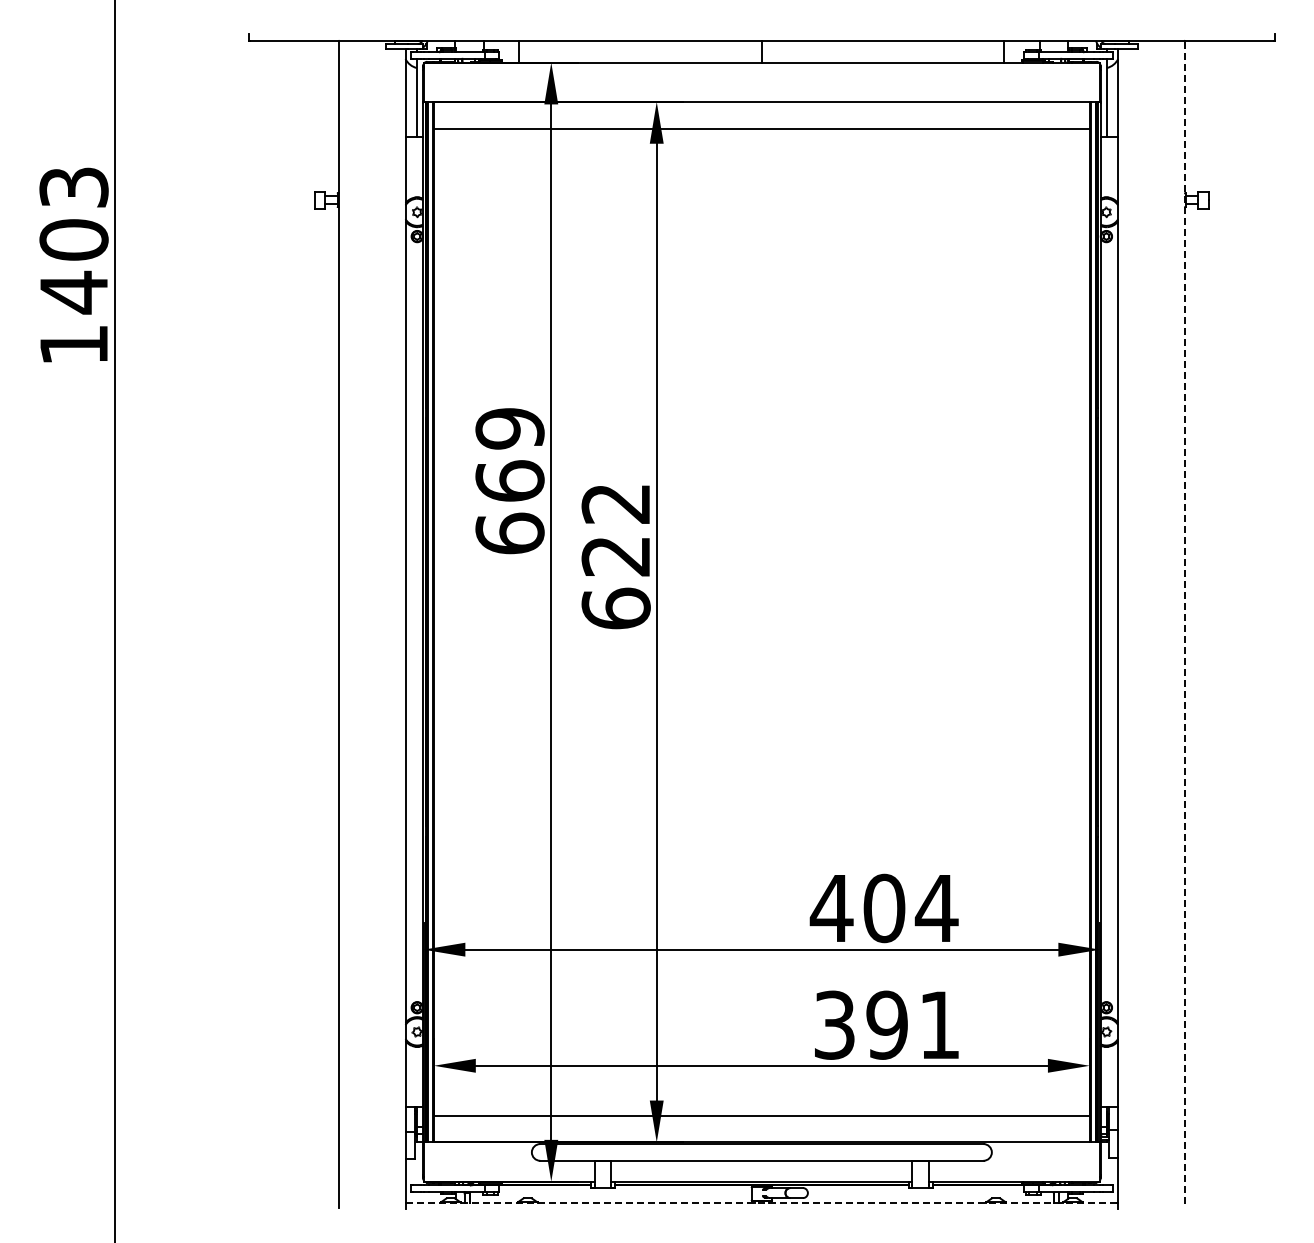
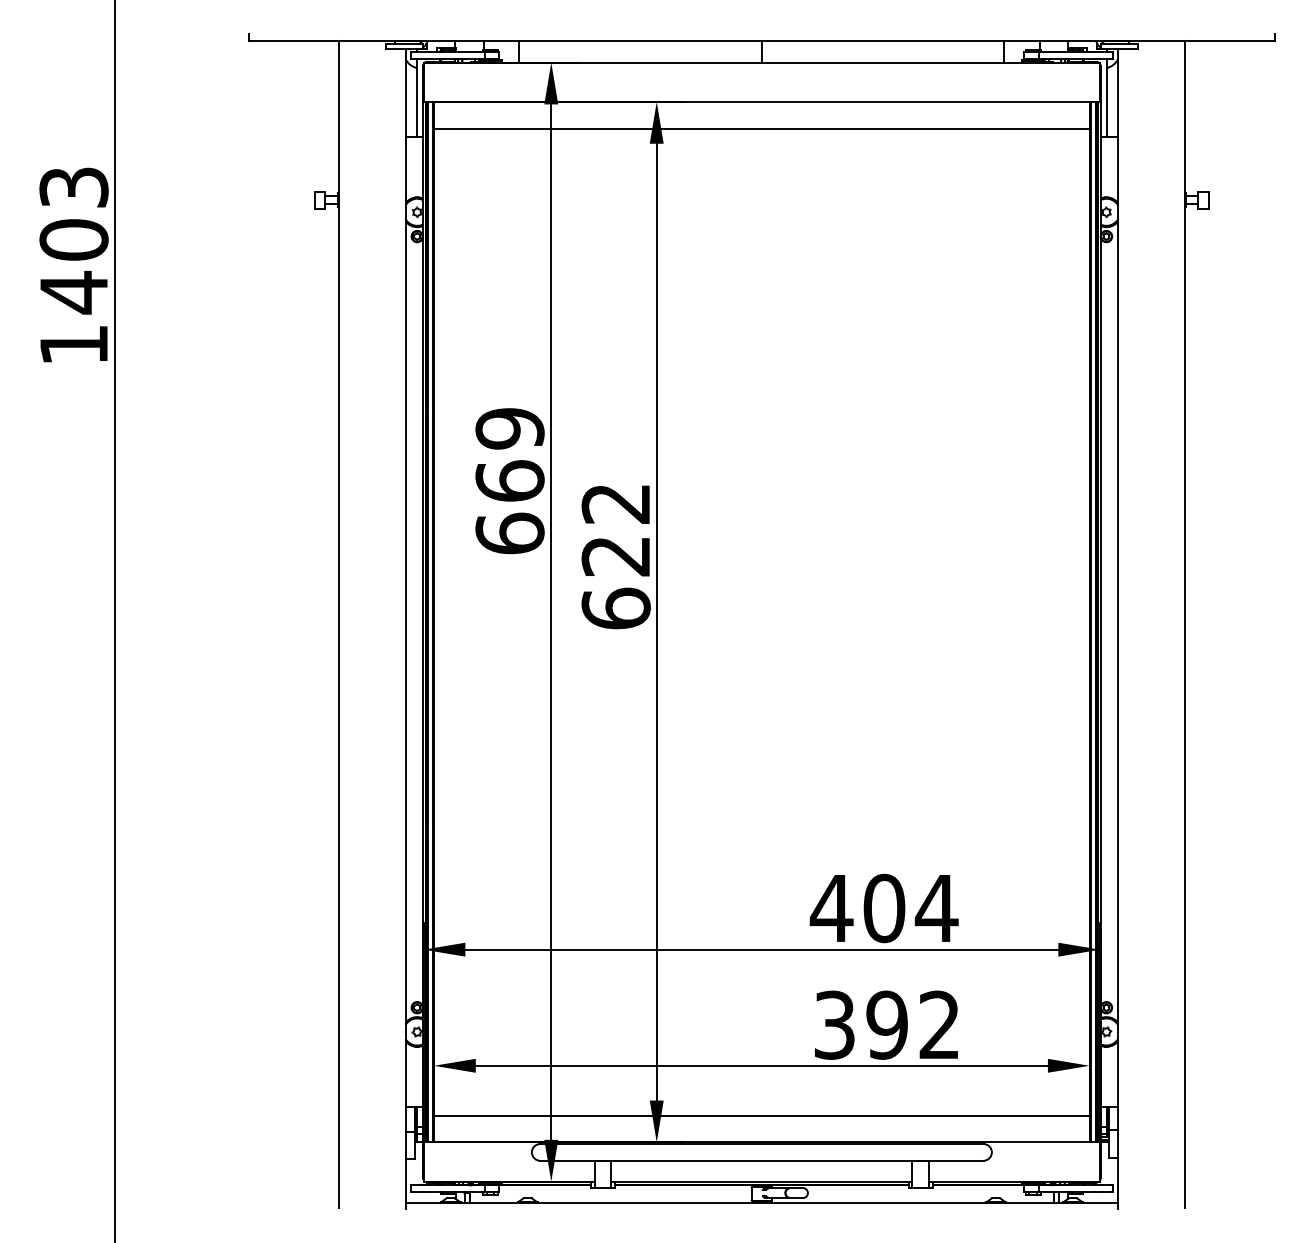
line: dashed -> solid (1185, 625)
text: 391 -> 392 (938, 1024)
line: dashed -> solid (762, 1202)
